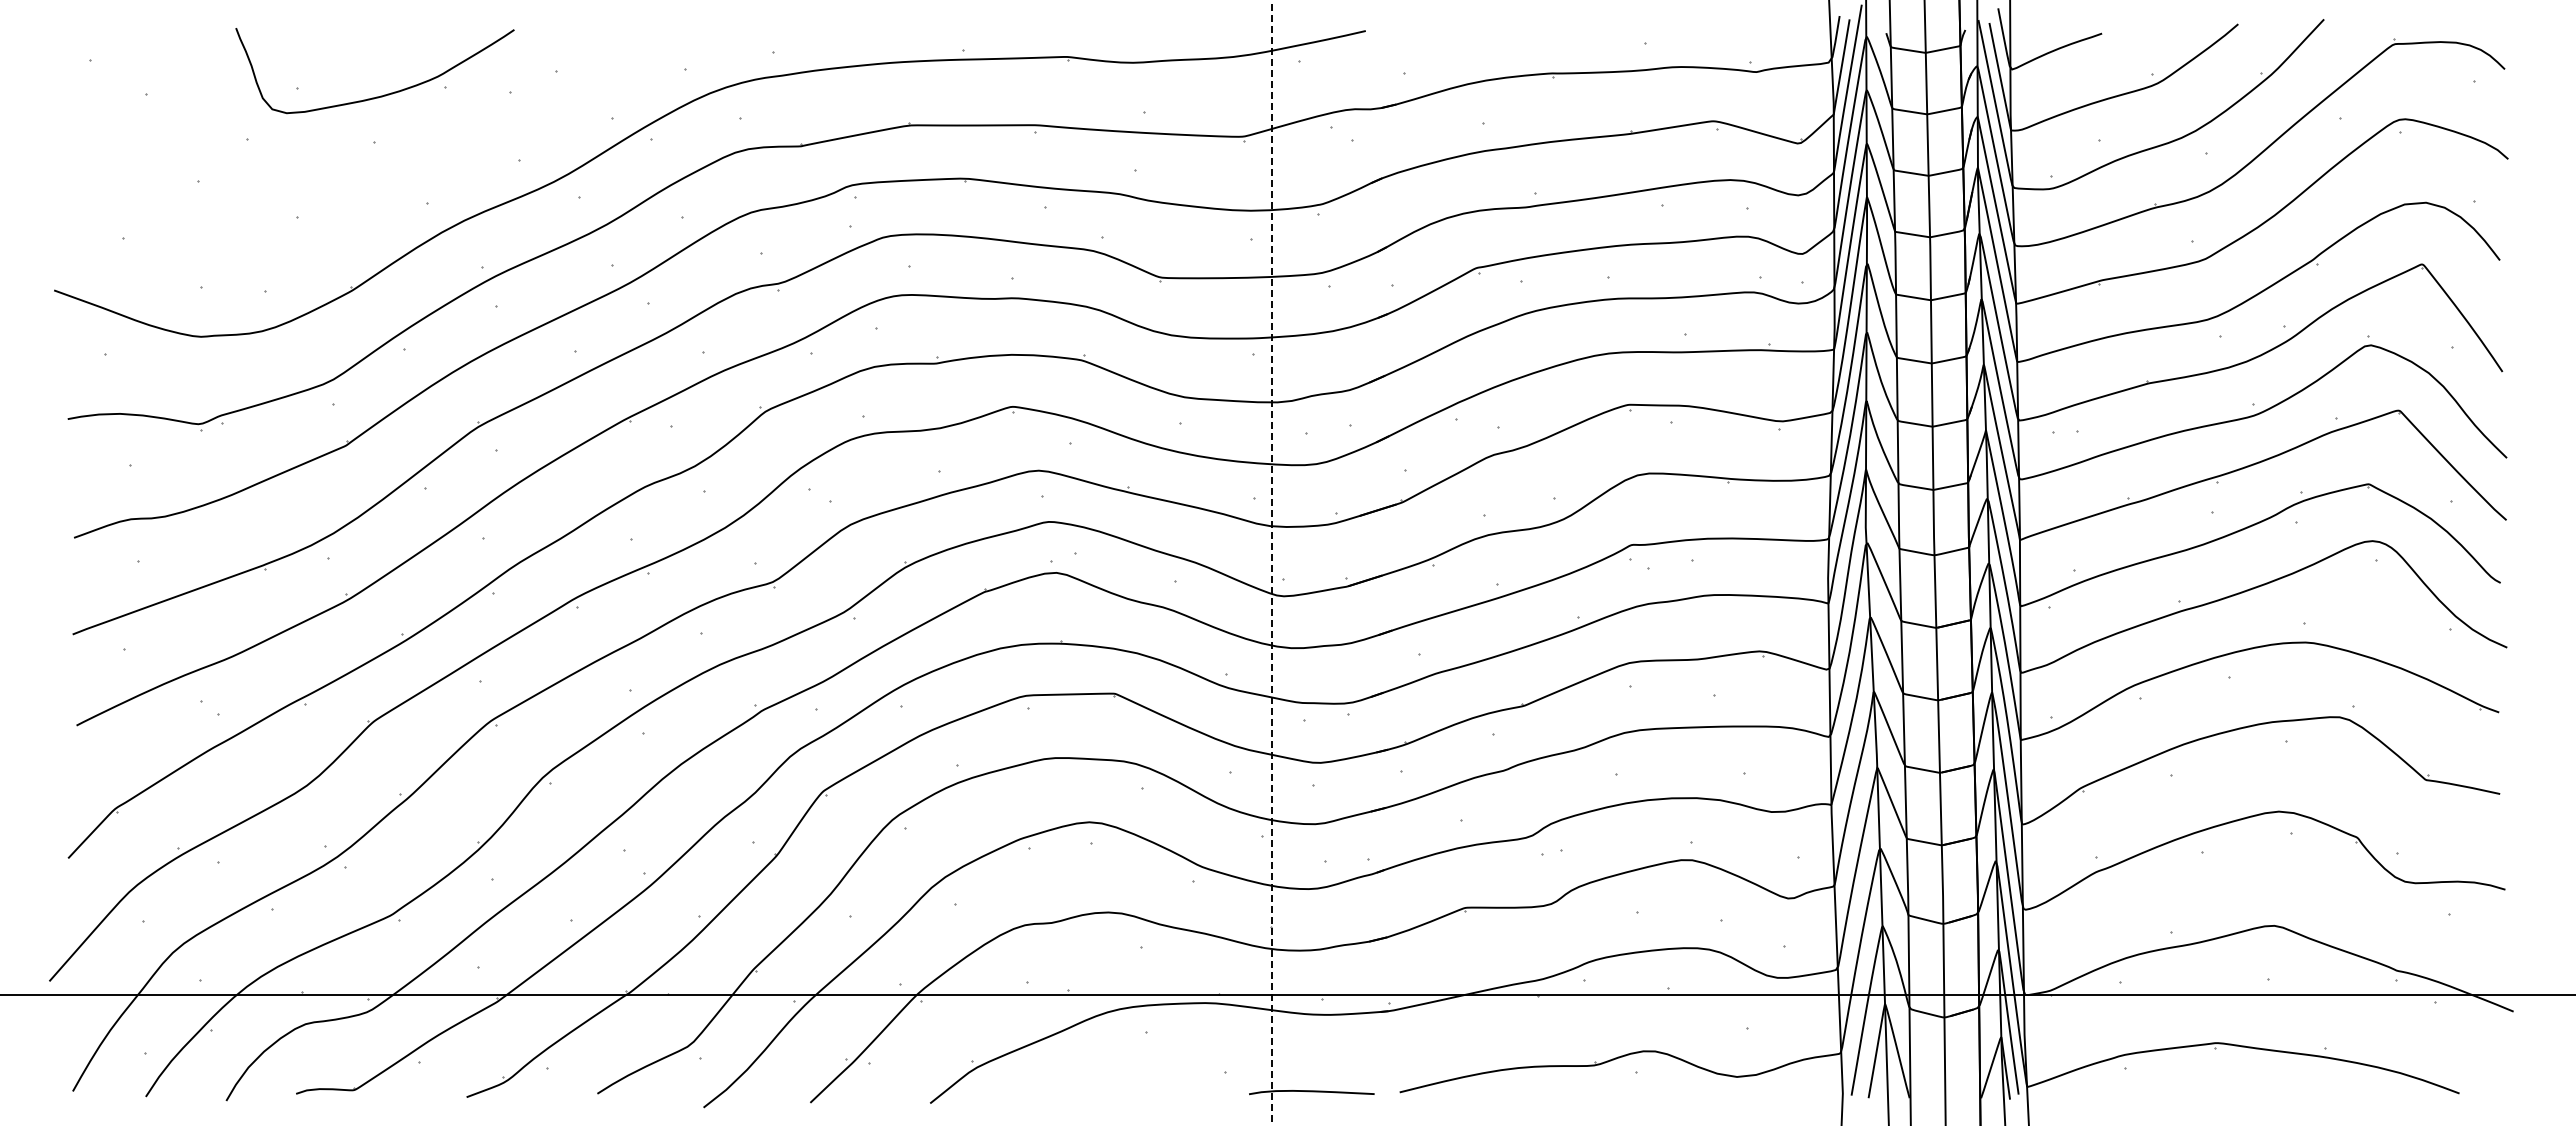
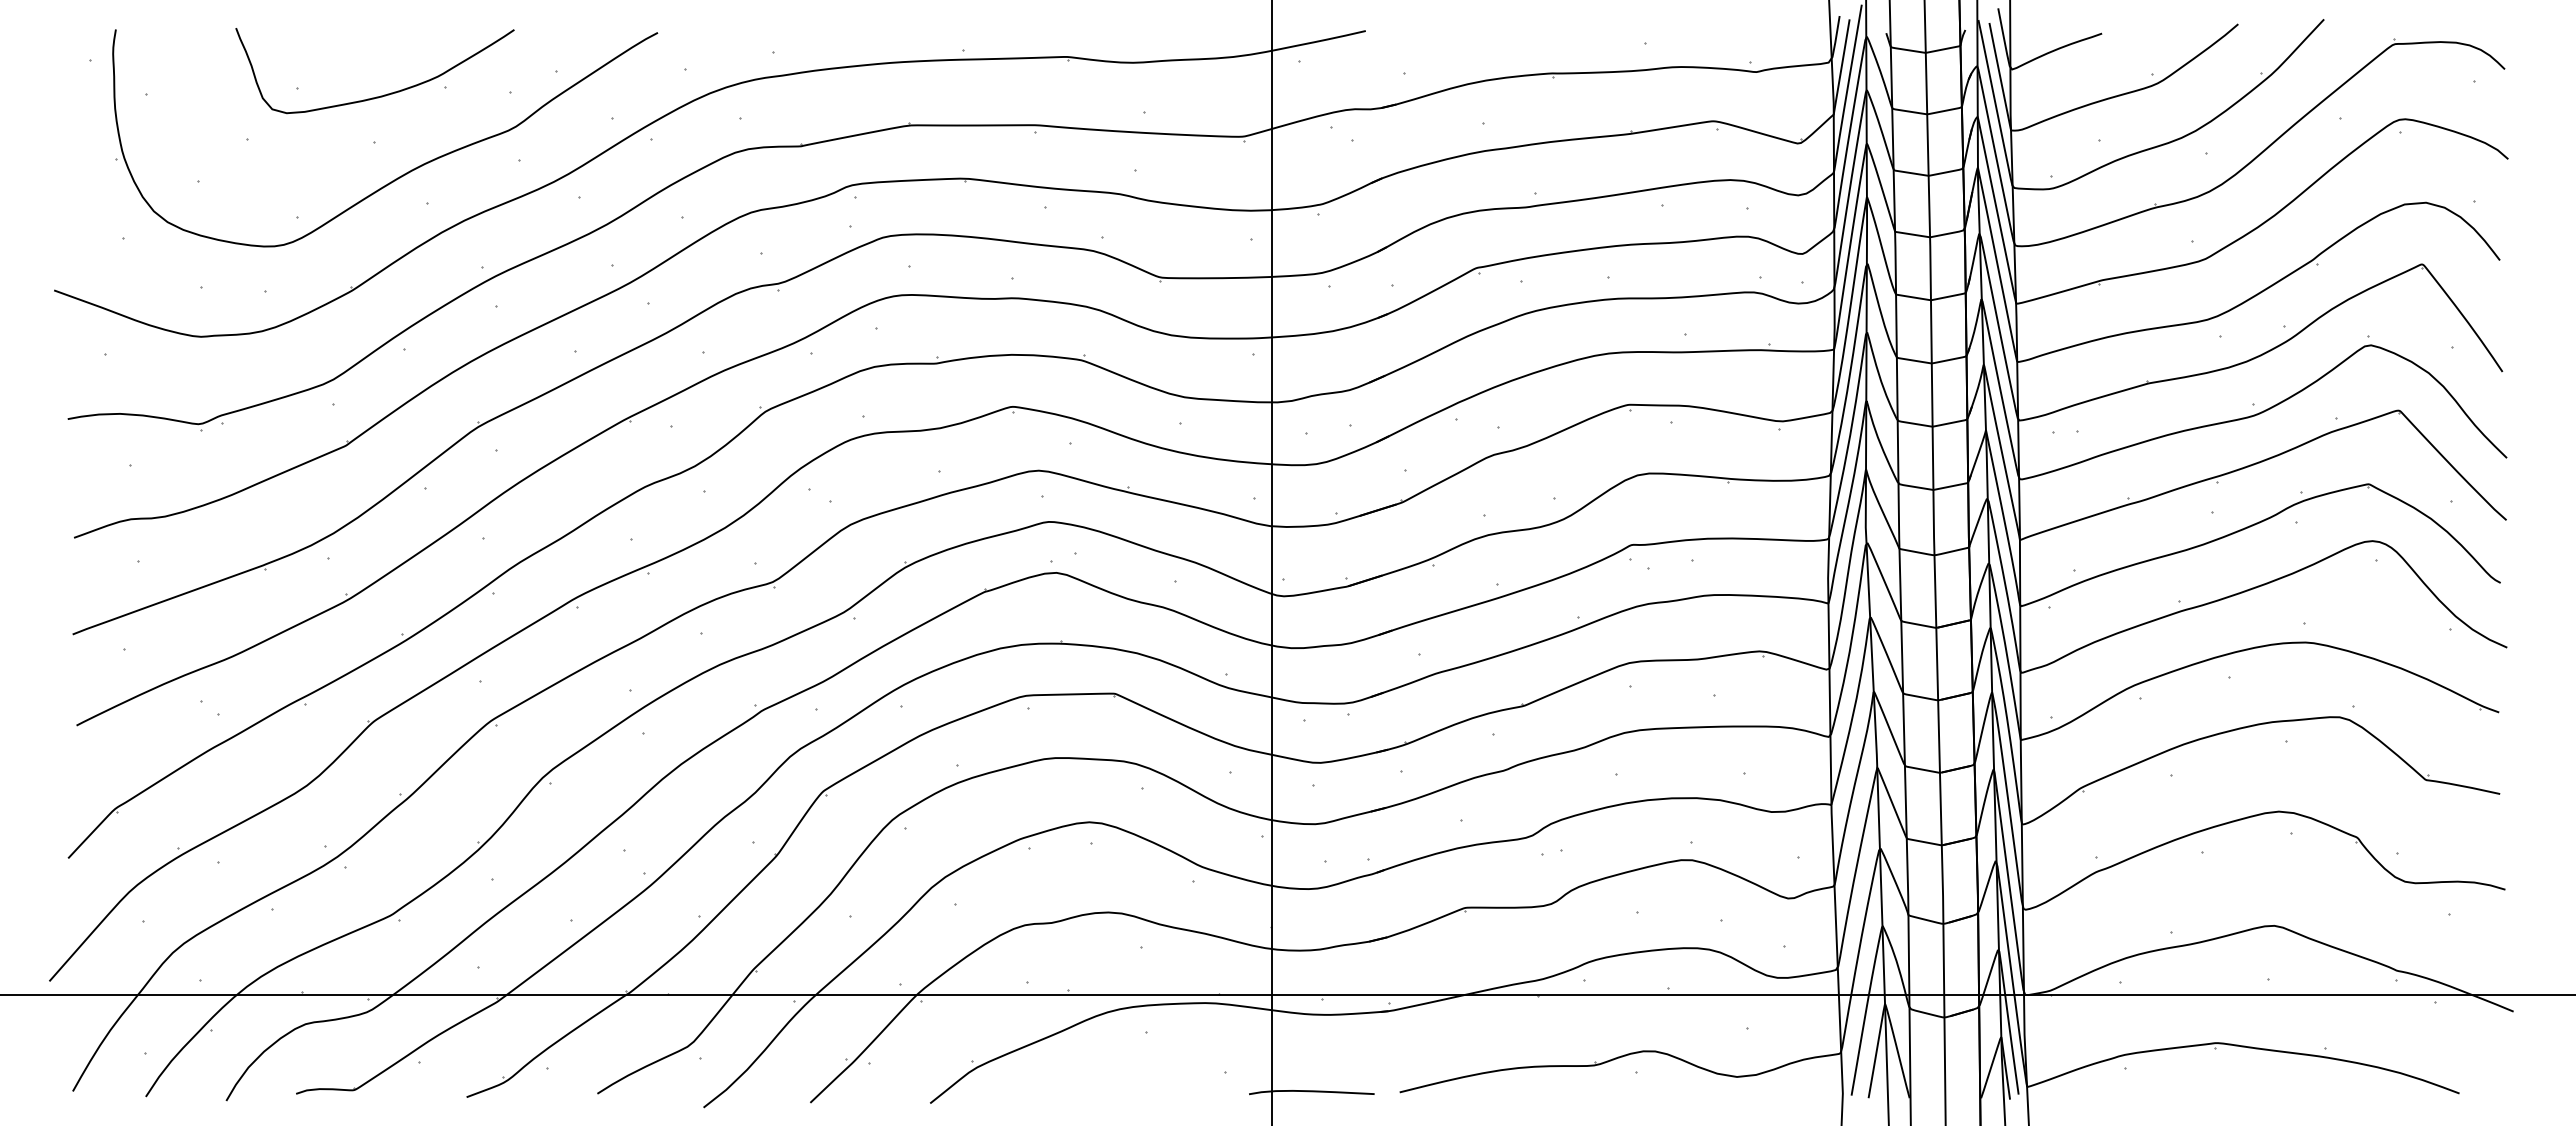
part: none -> present (402, 174)
line: dashed -> solid (1272, 561)
